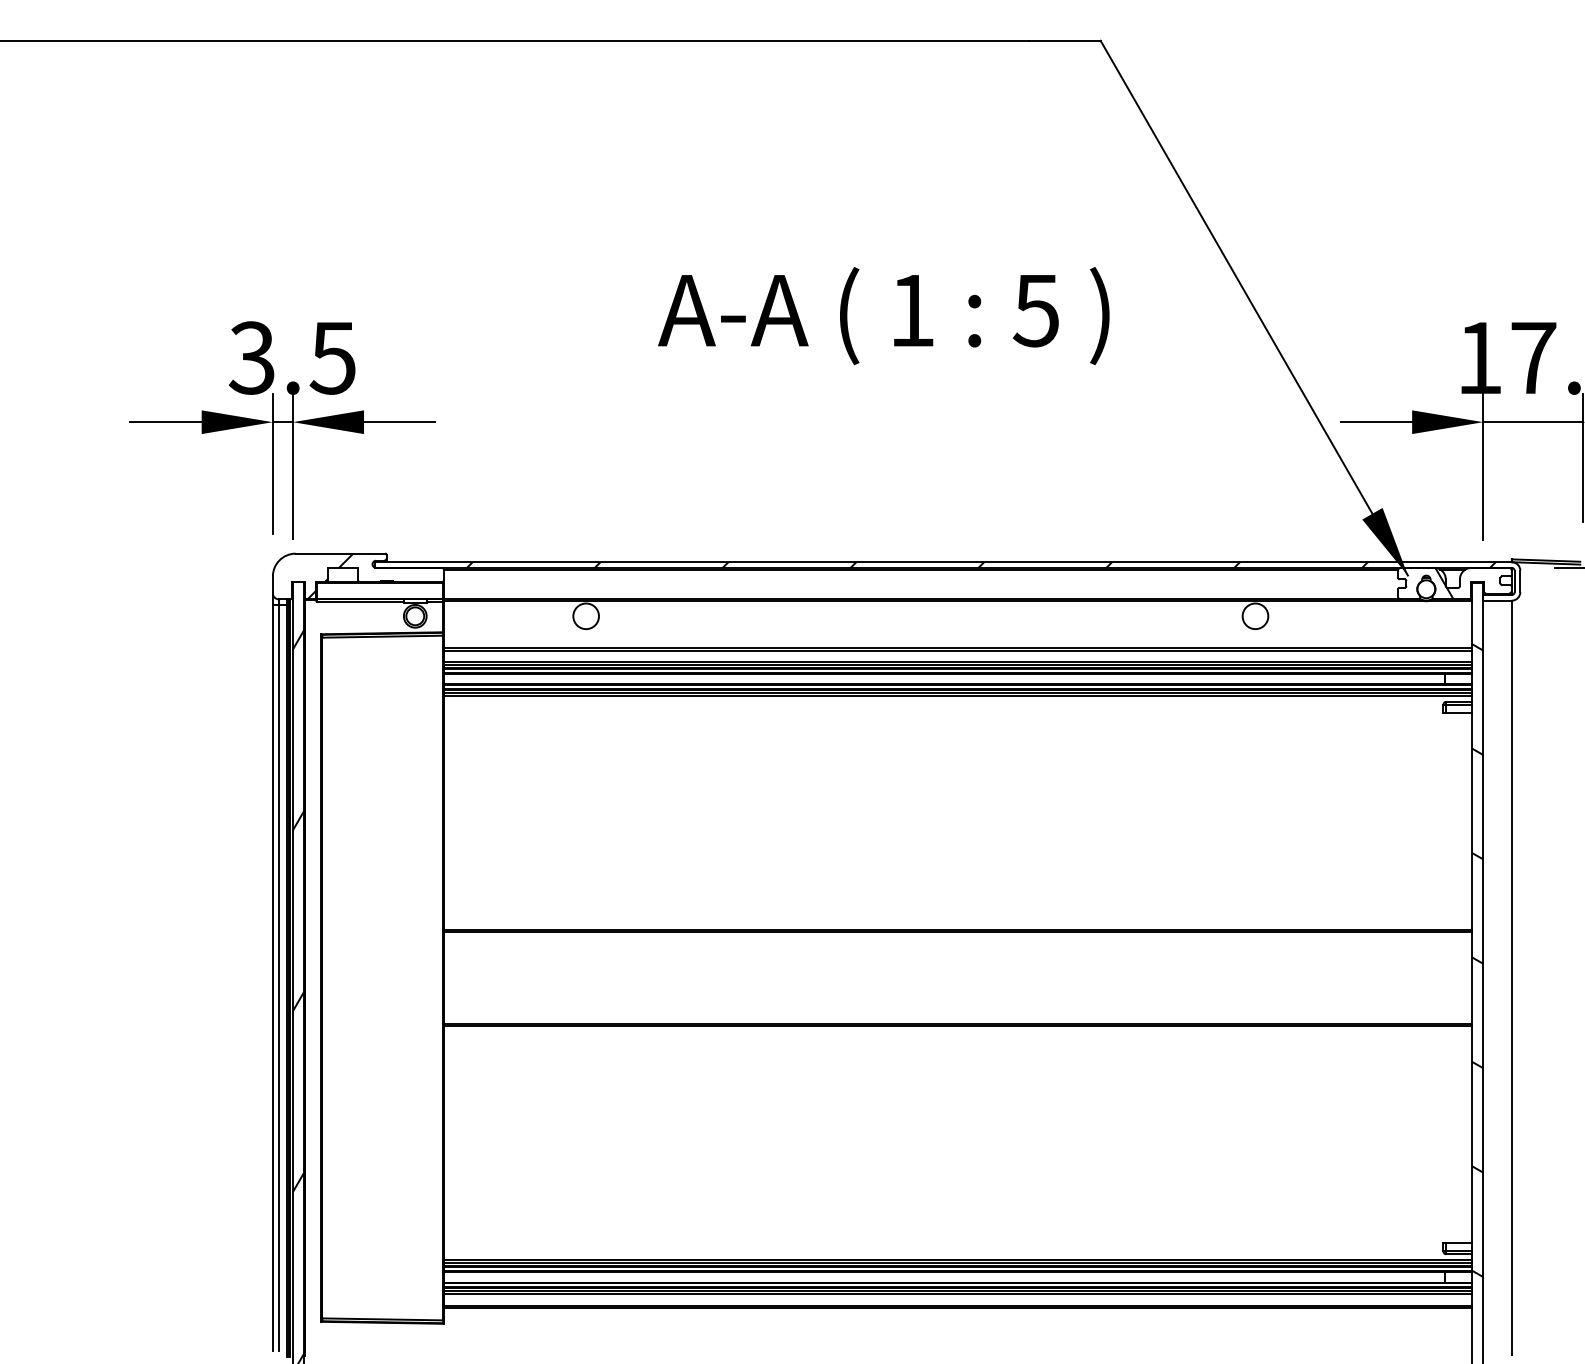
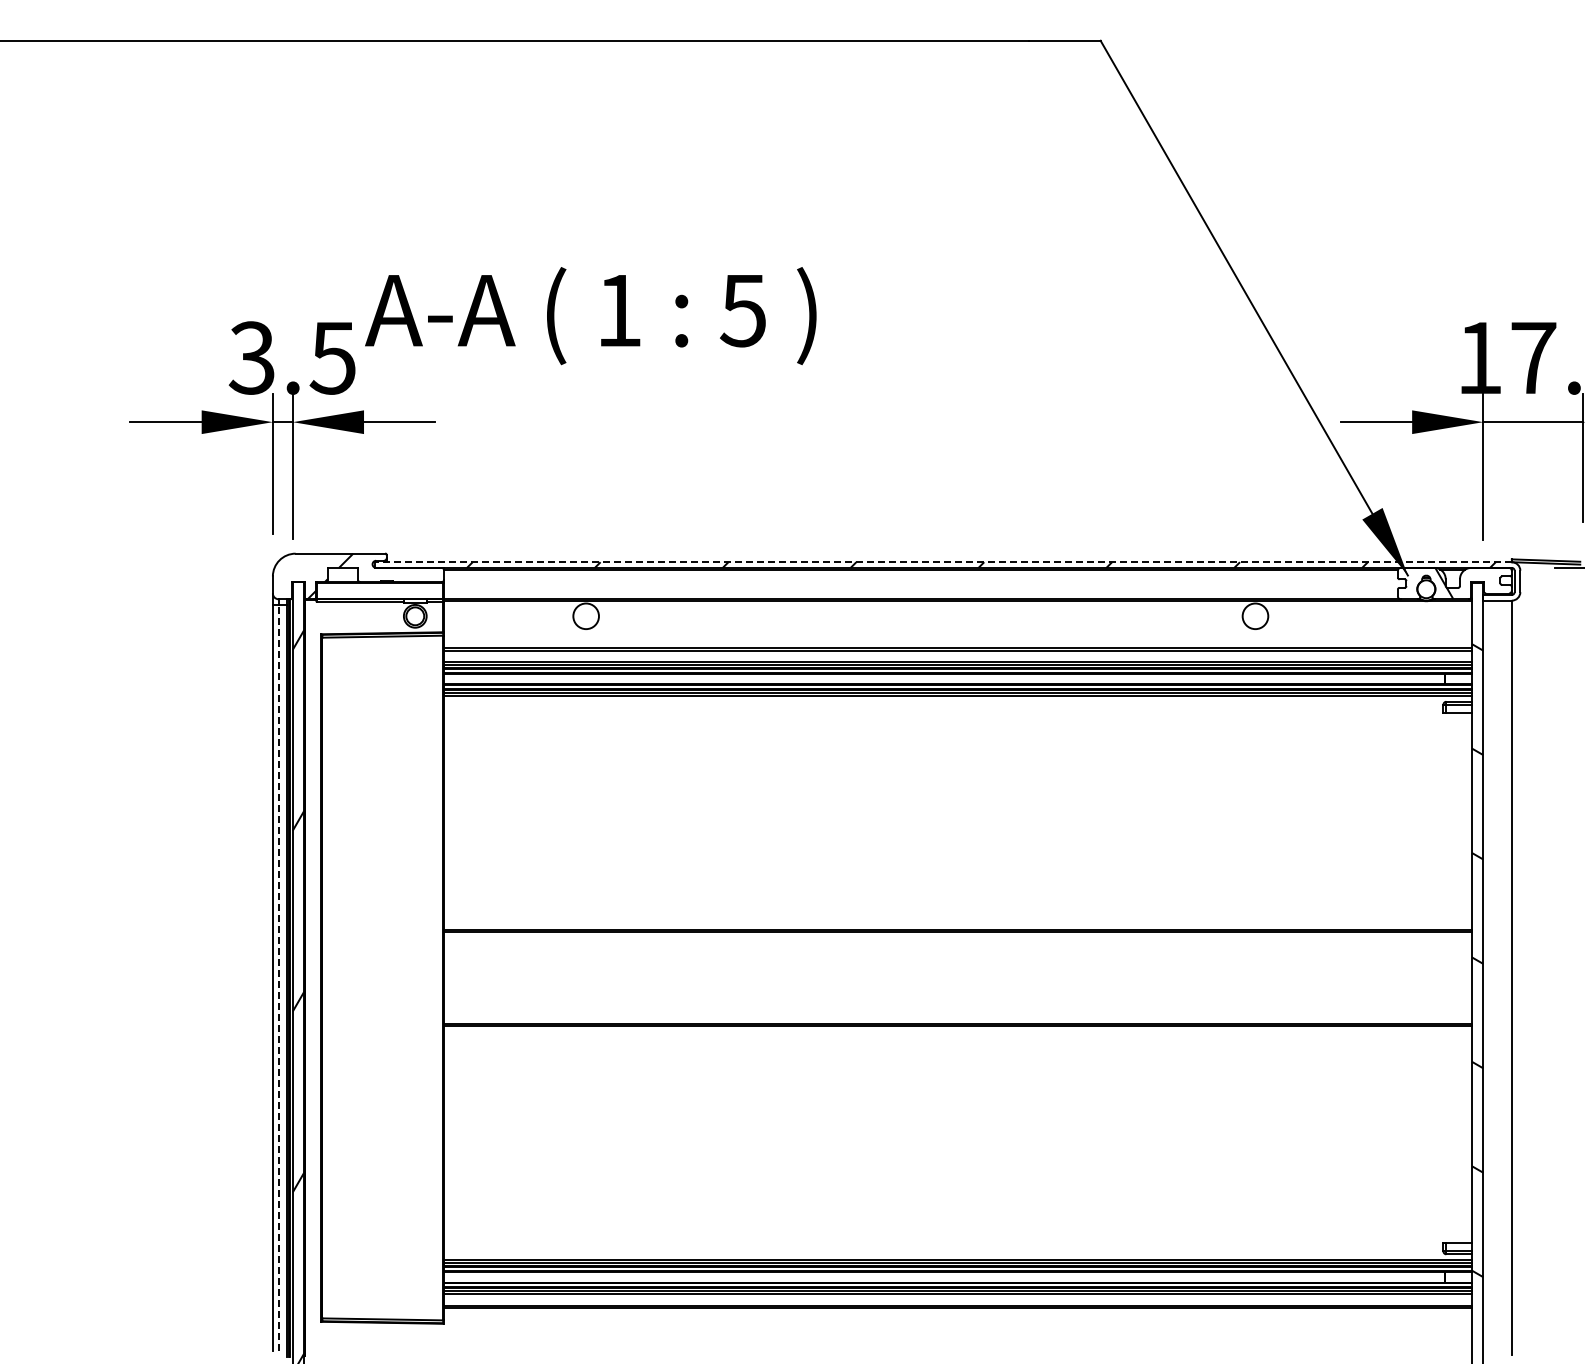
text position: (883, 316) -> (590, 316) (590, 316)
line: solid -> dashed (943, 562)
line: solid -> dashed (278, 977)
